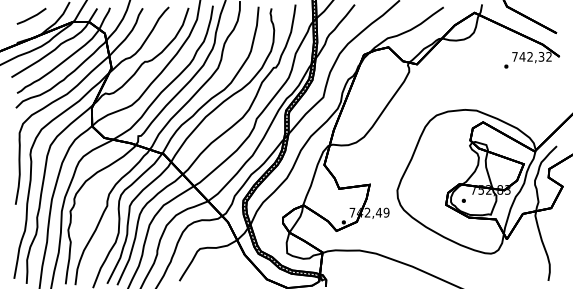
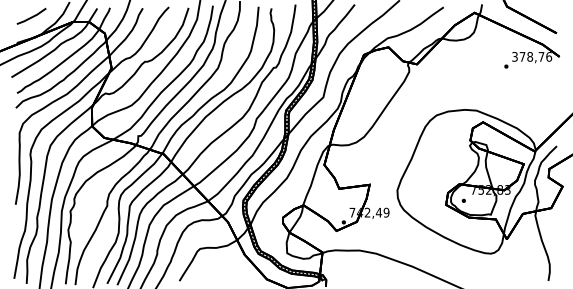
text: 742,32 -> 378,76 (532, 56)
